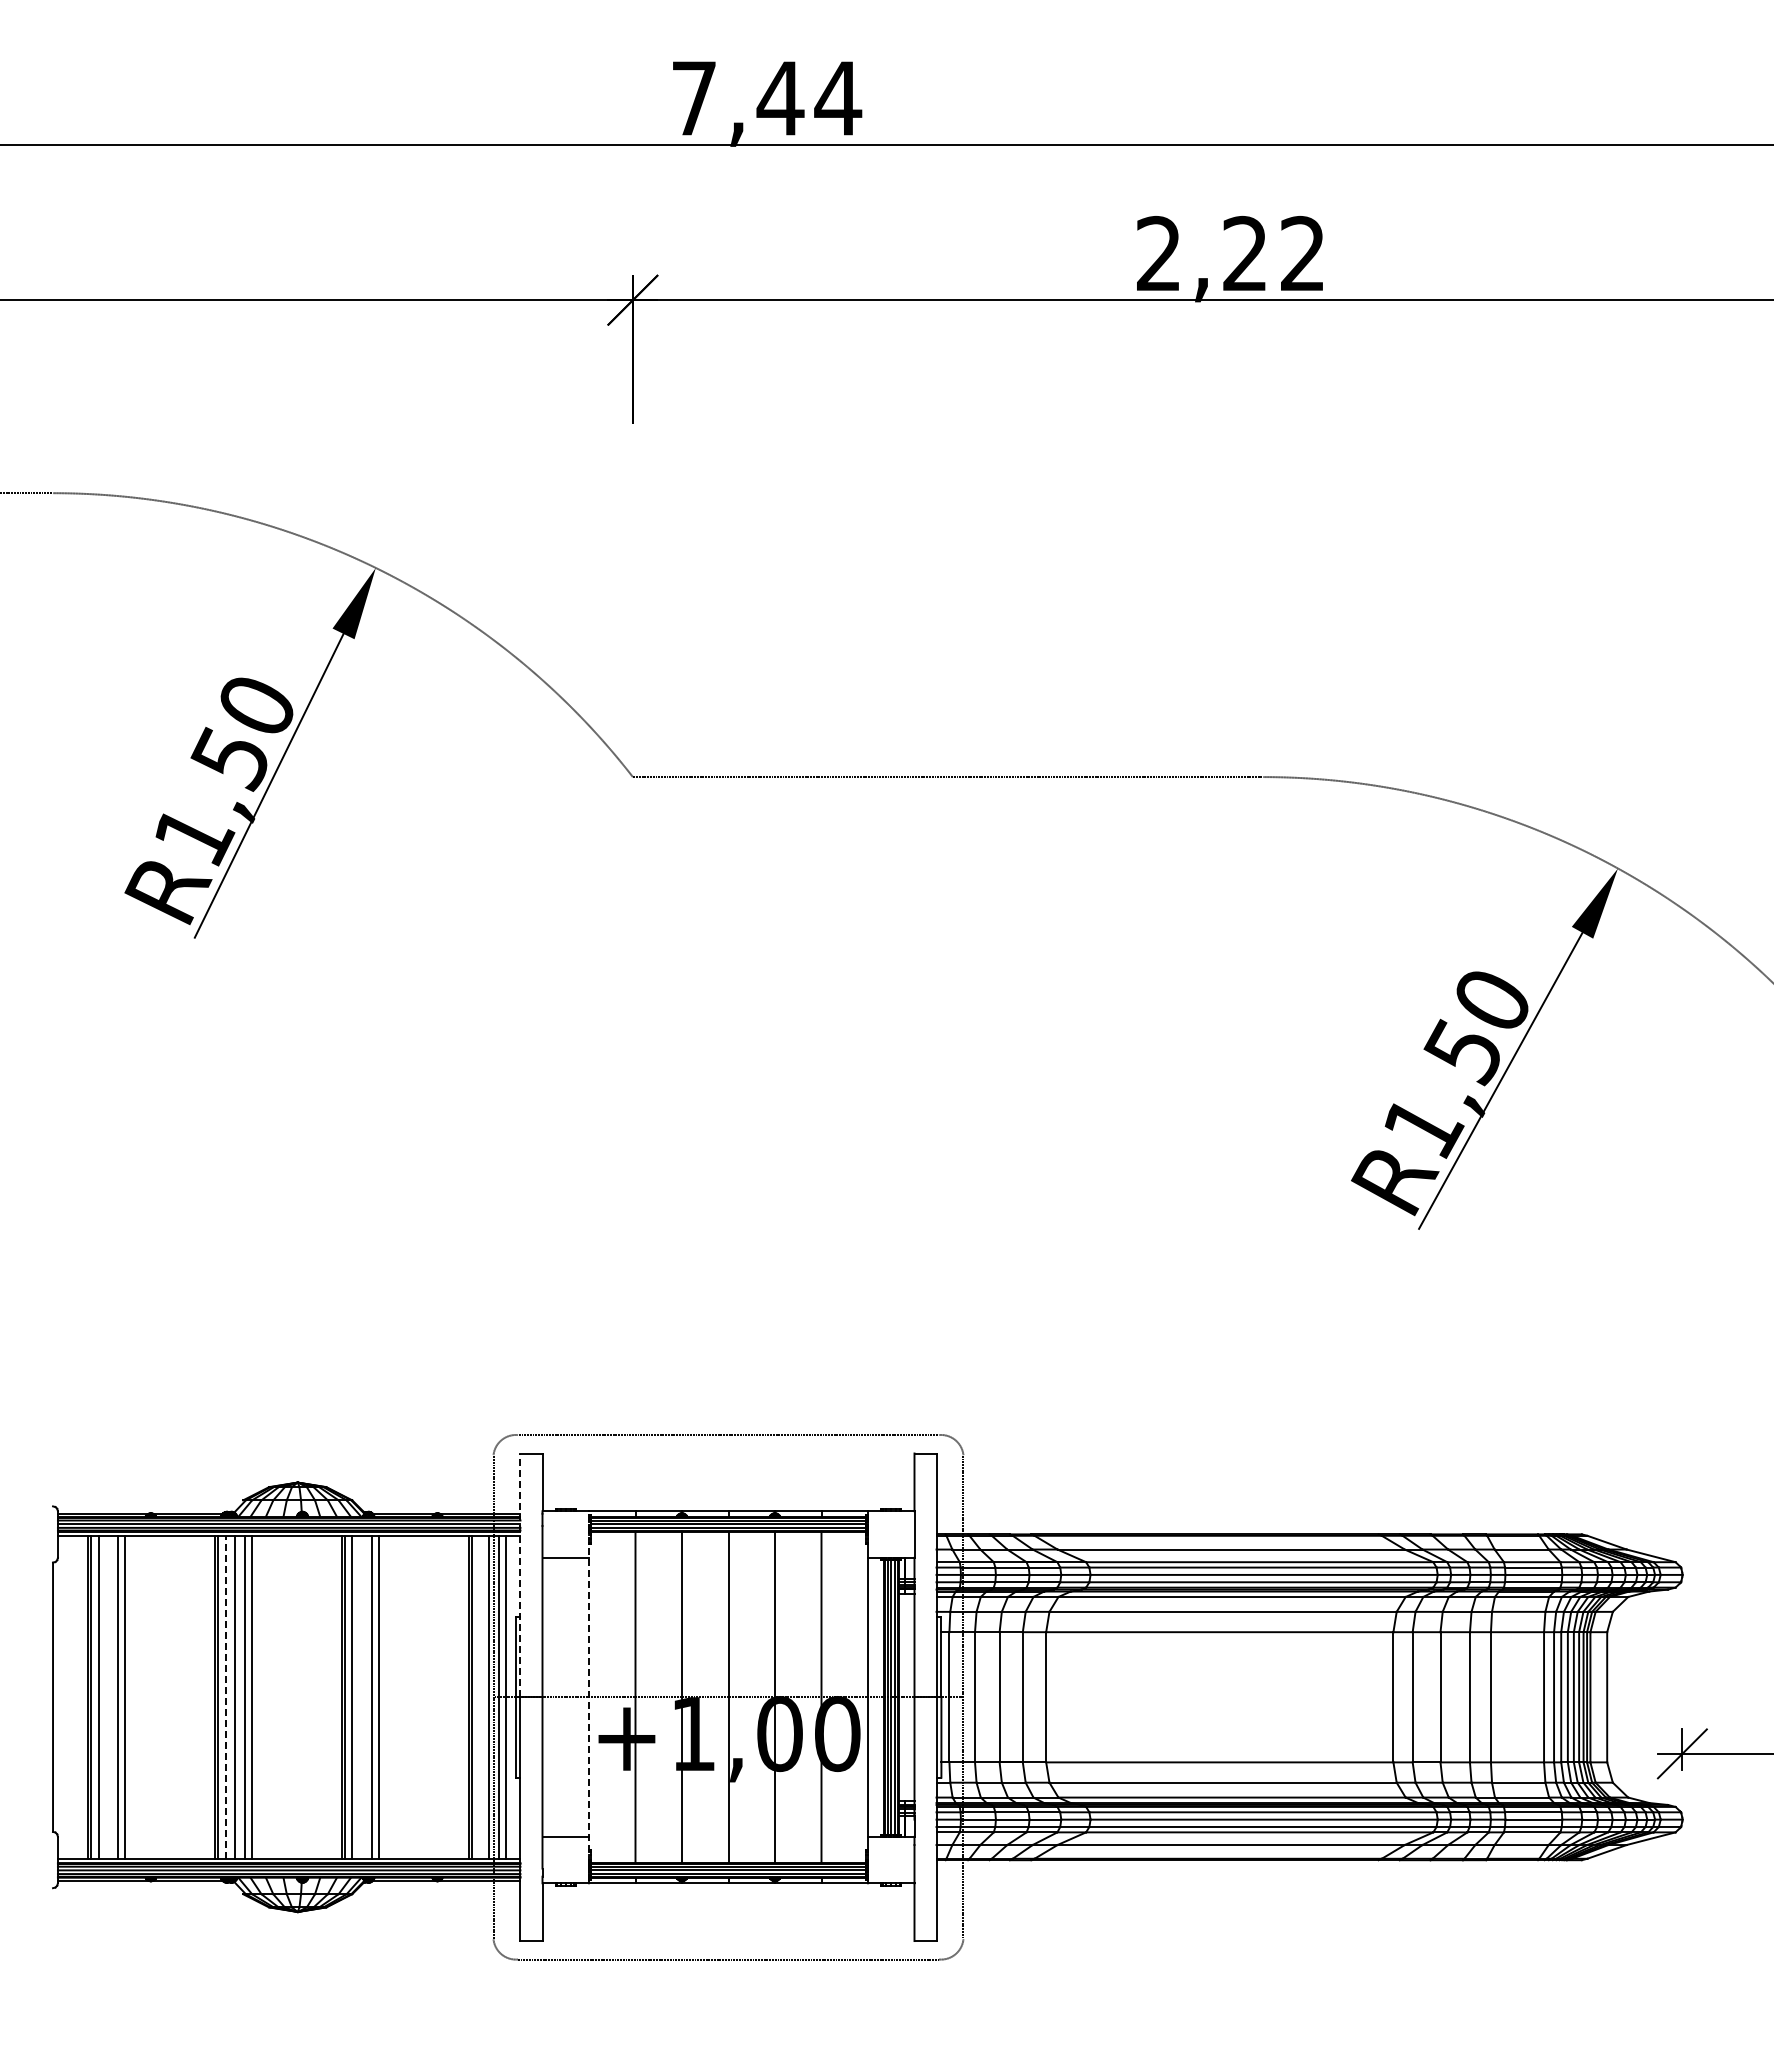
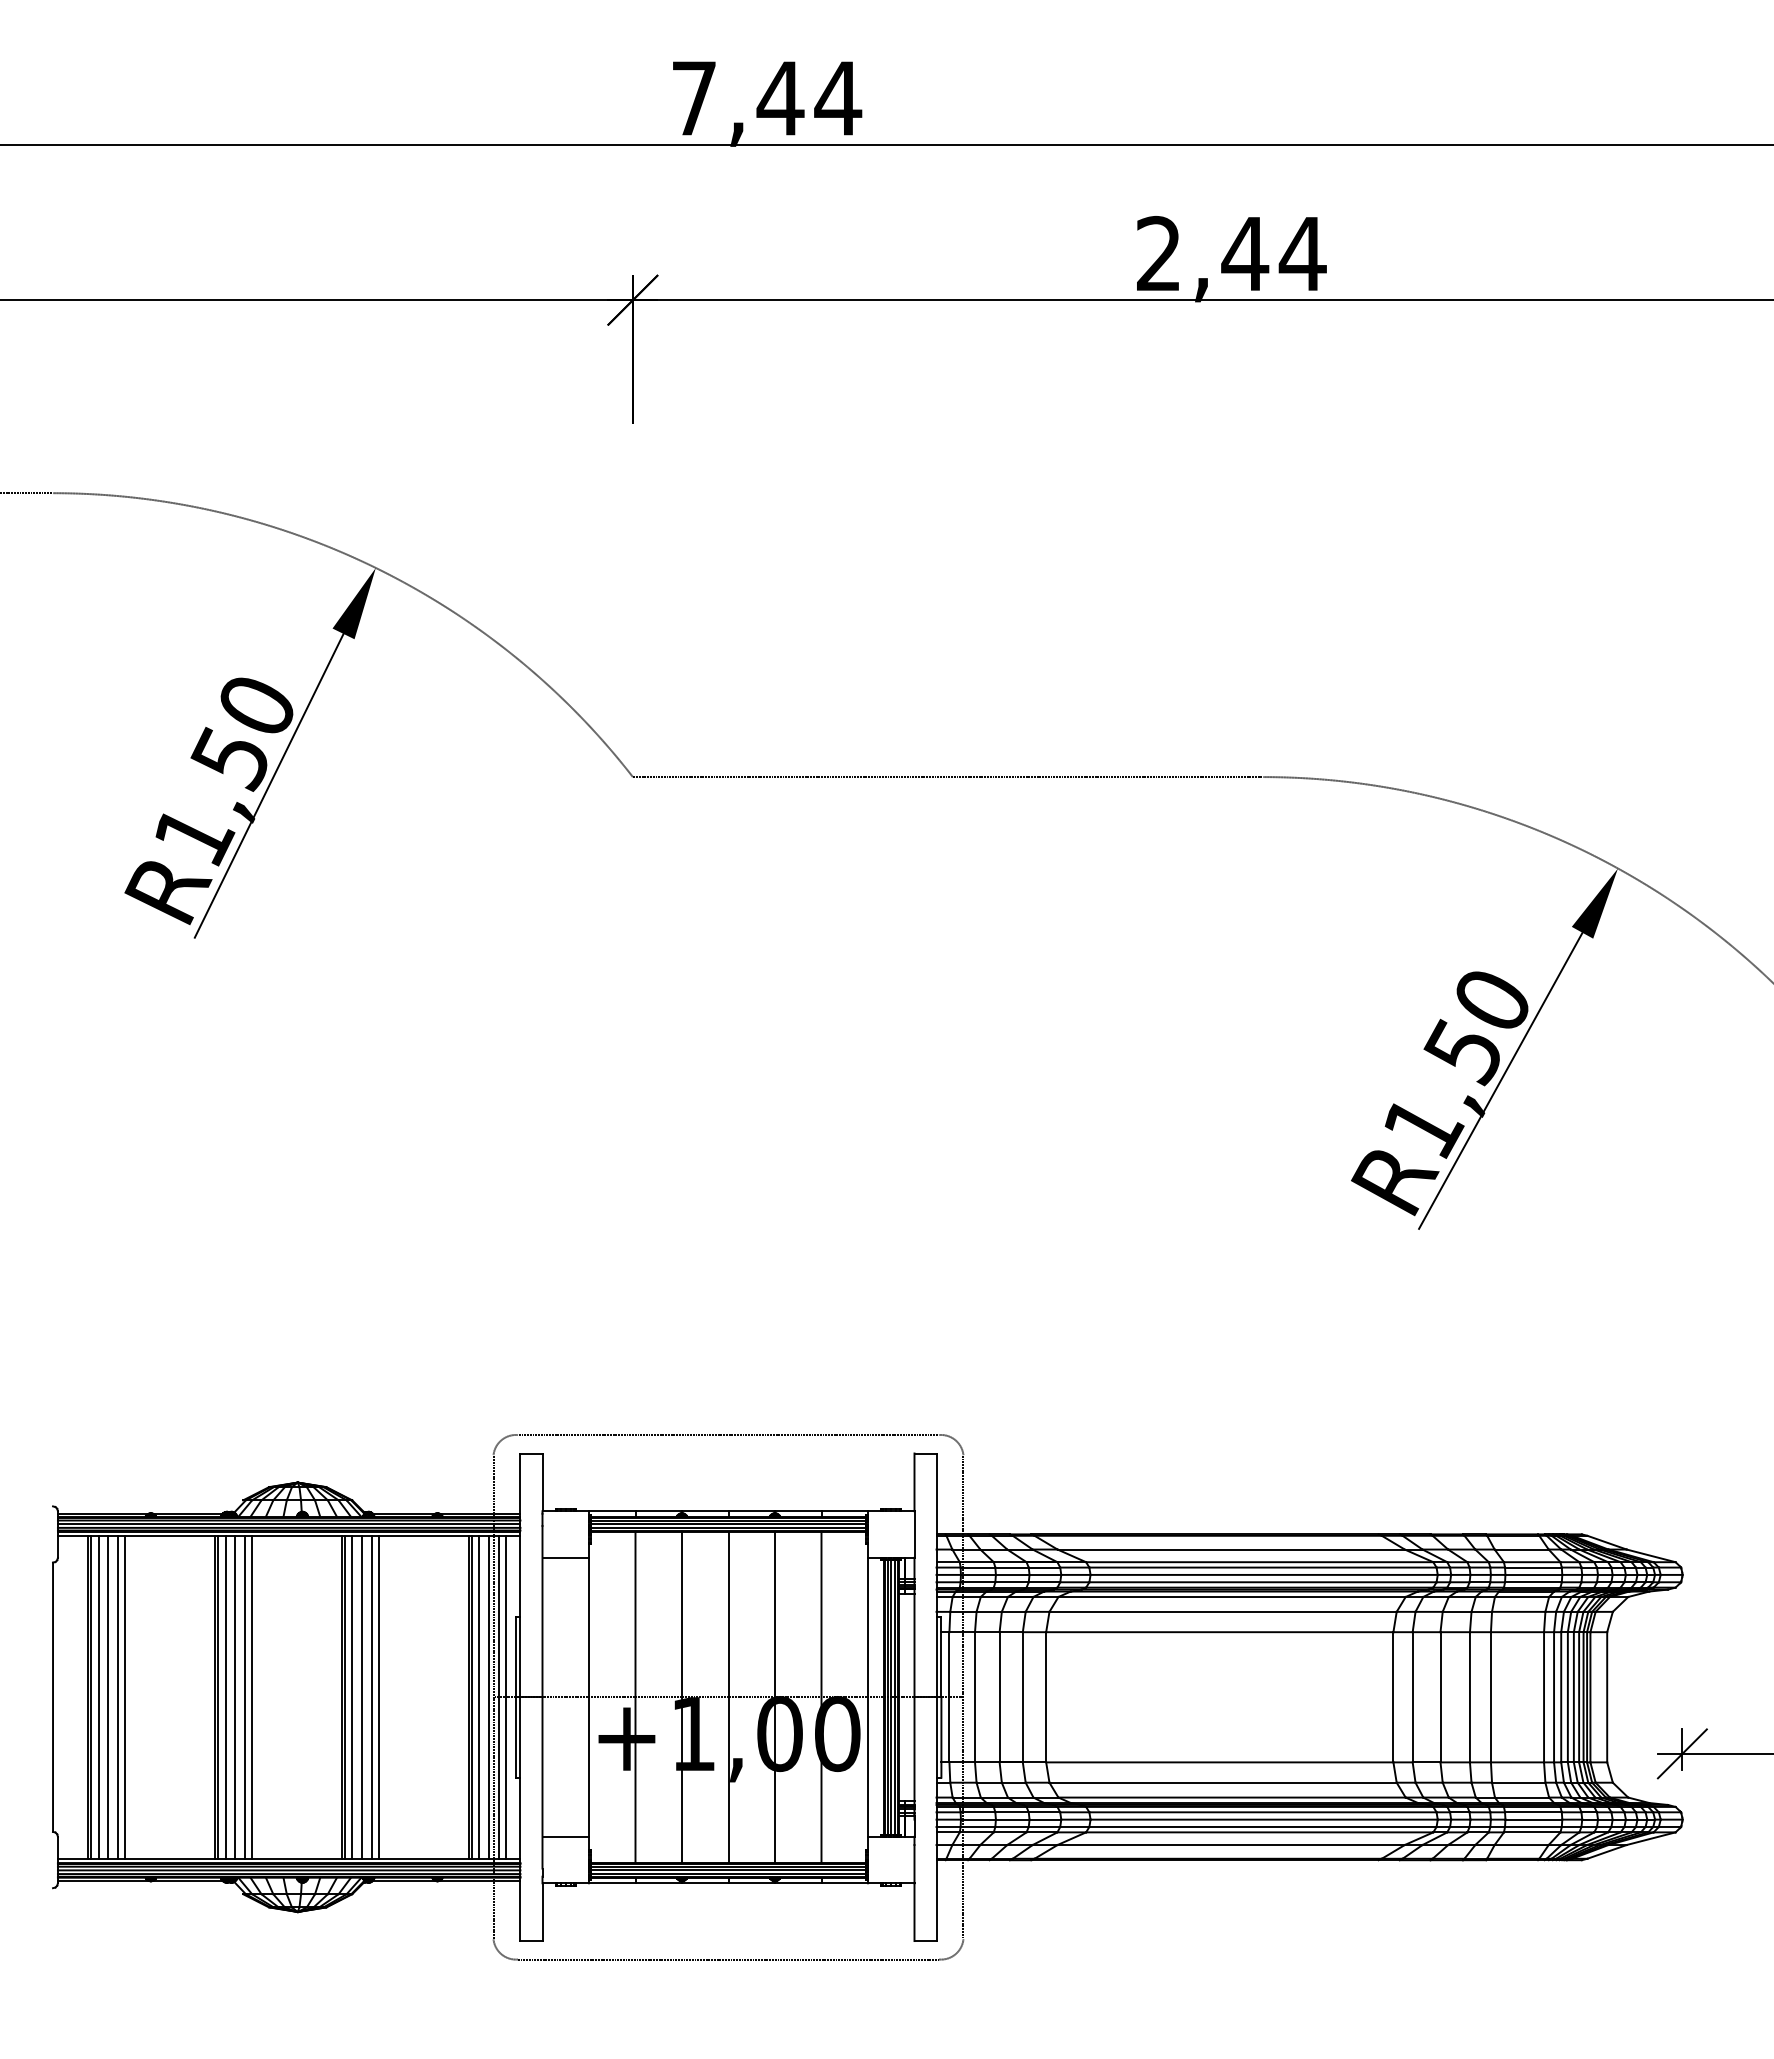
text: 2,22 -> 2,44 (1273, 252)
line: dashed -> solid (520, 1575)
line: dashed -> solid (588, 1686)
line: none -> present (108, 1696)
line: none -> present (362, 1696)
line: none -> present (479, 1696)
line: dashed -> solid (225, 1697)
